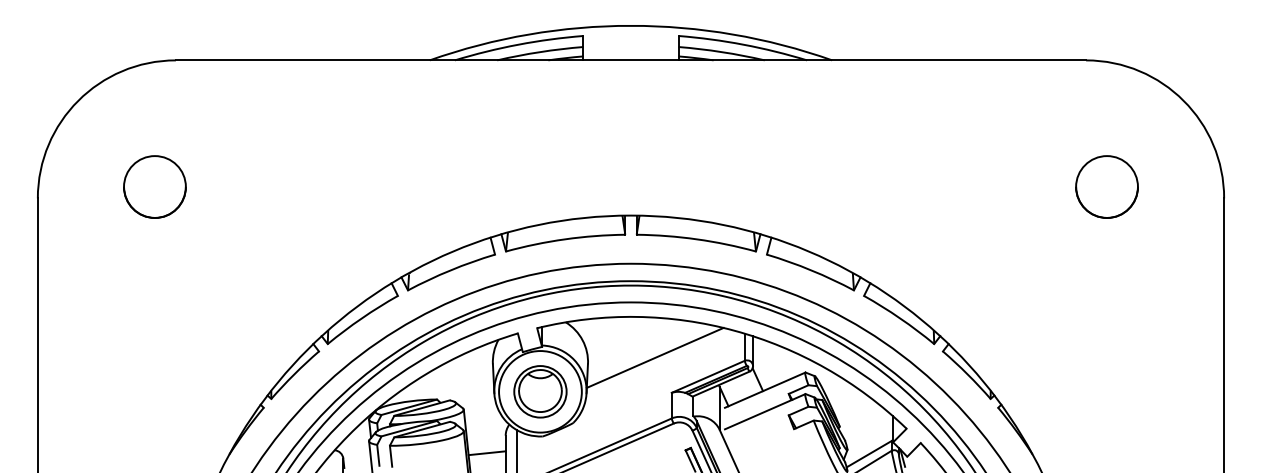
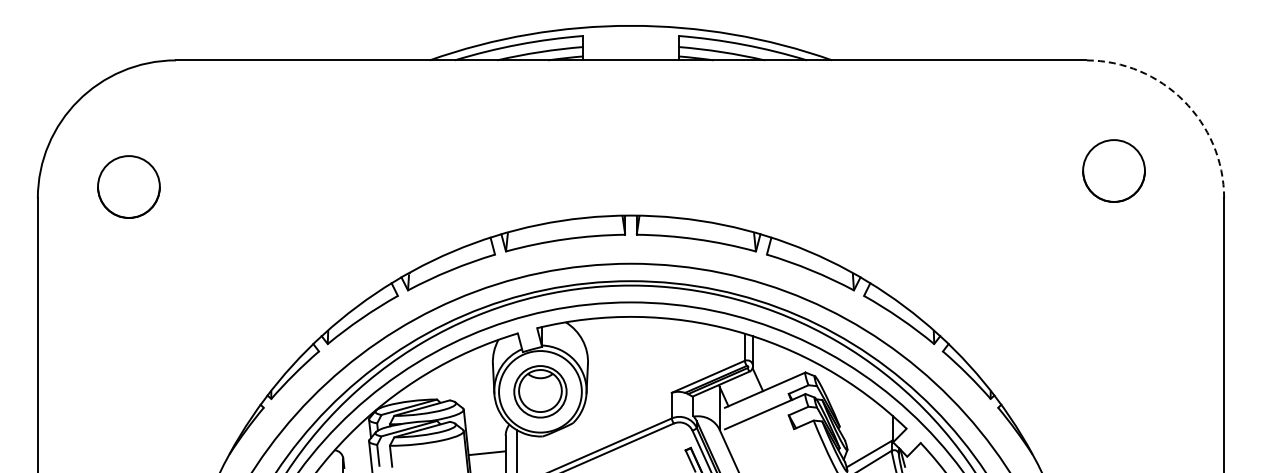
arc: solid -> dashed (1183, 100)
circle position: (154, 186) -> (128, 186) (128, 186)
circle position: (1106, 186) -> (1113, 170) (1113, 170)
line: present -> none (654, 357)
